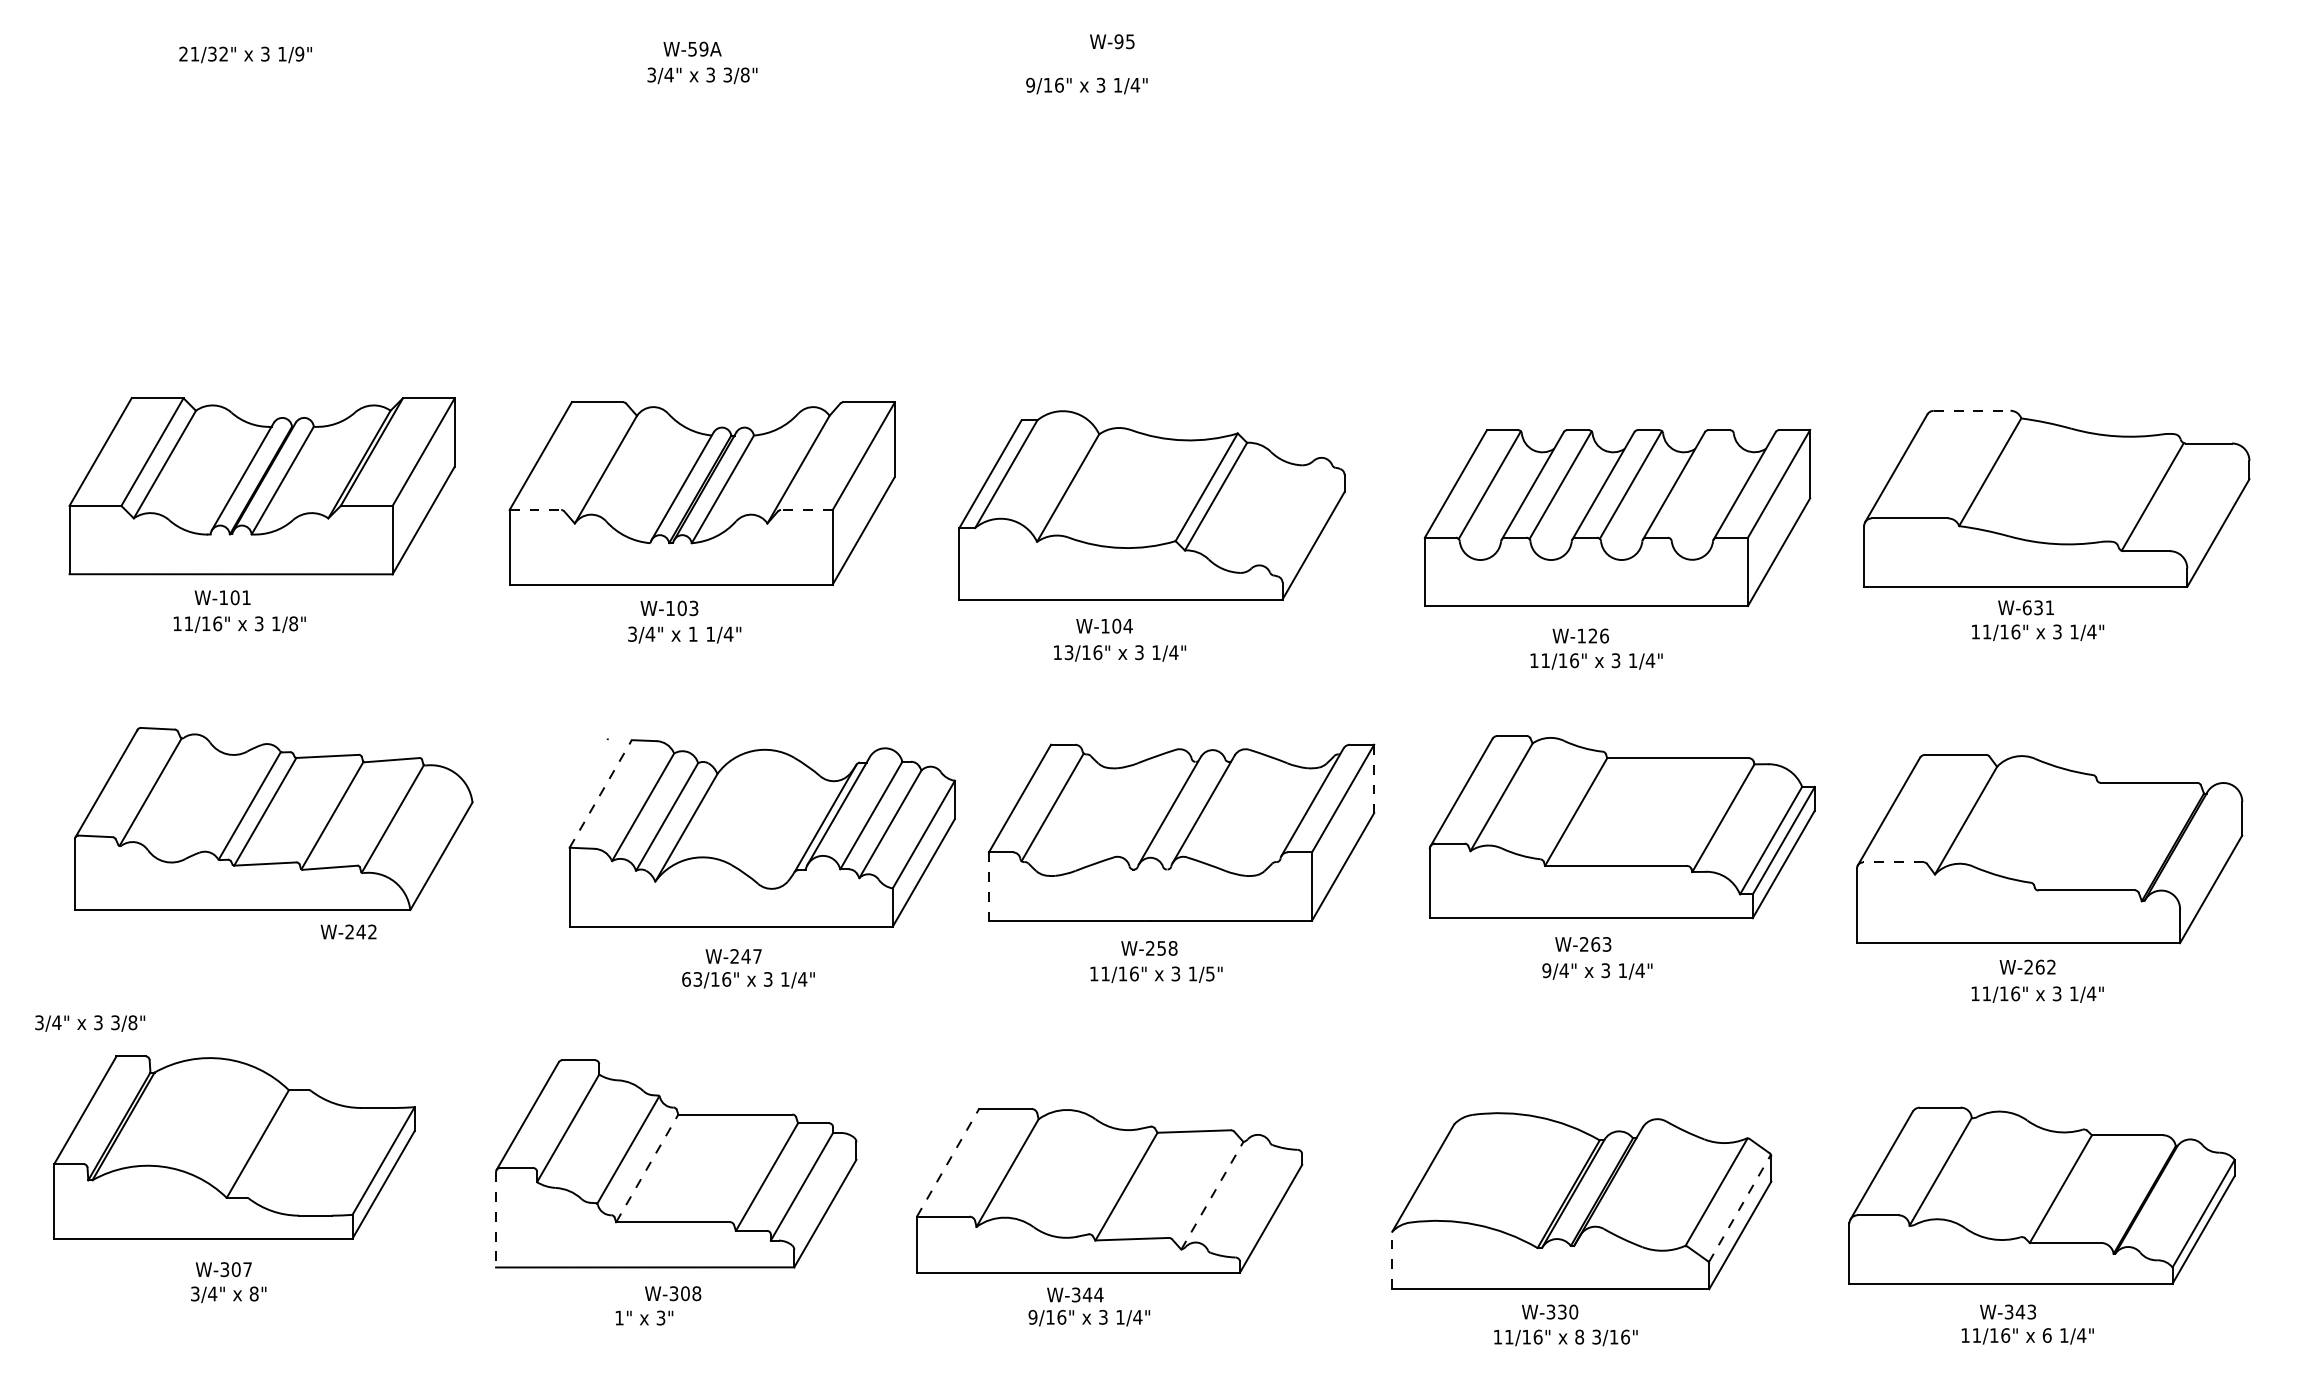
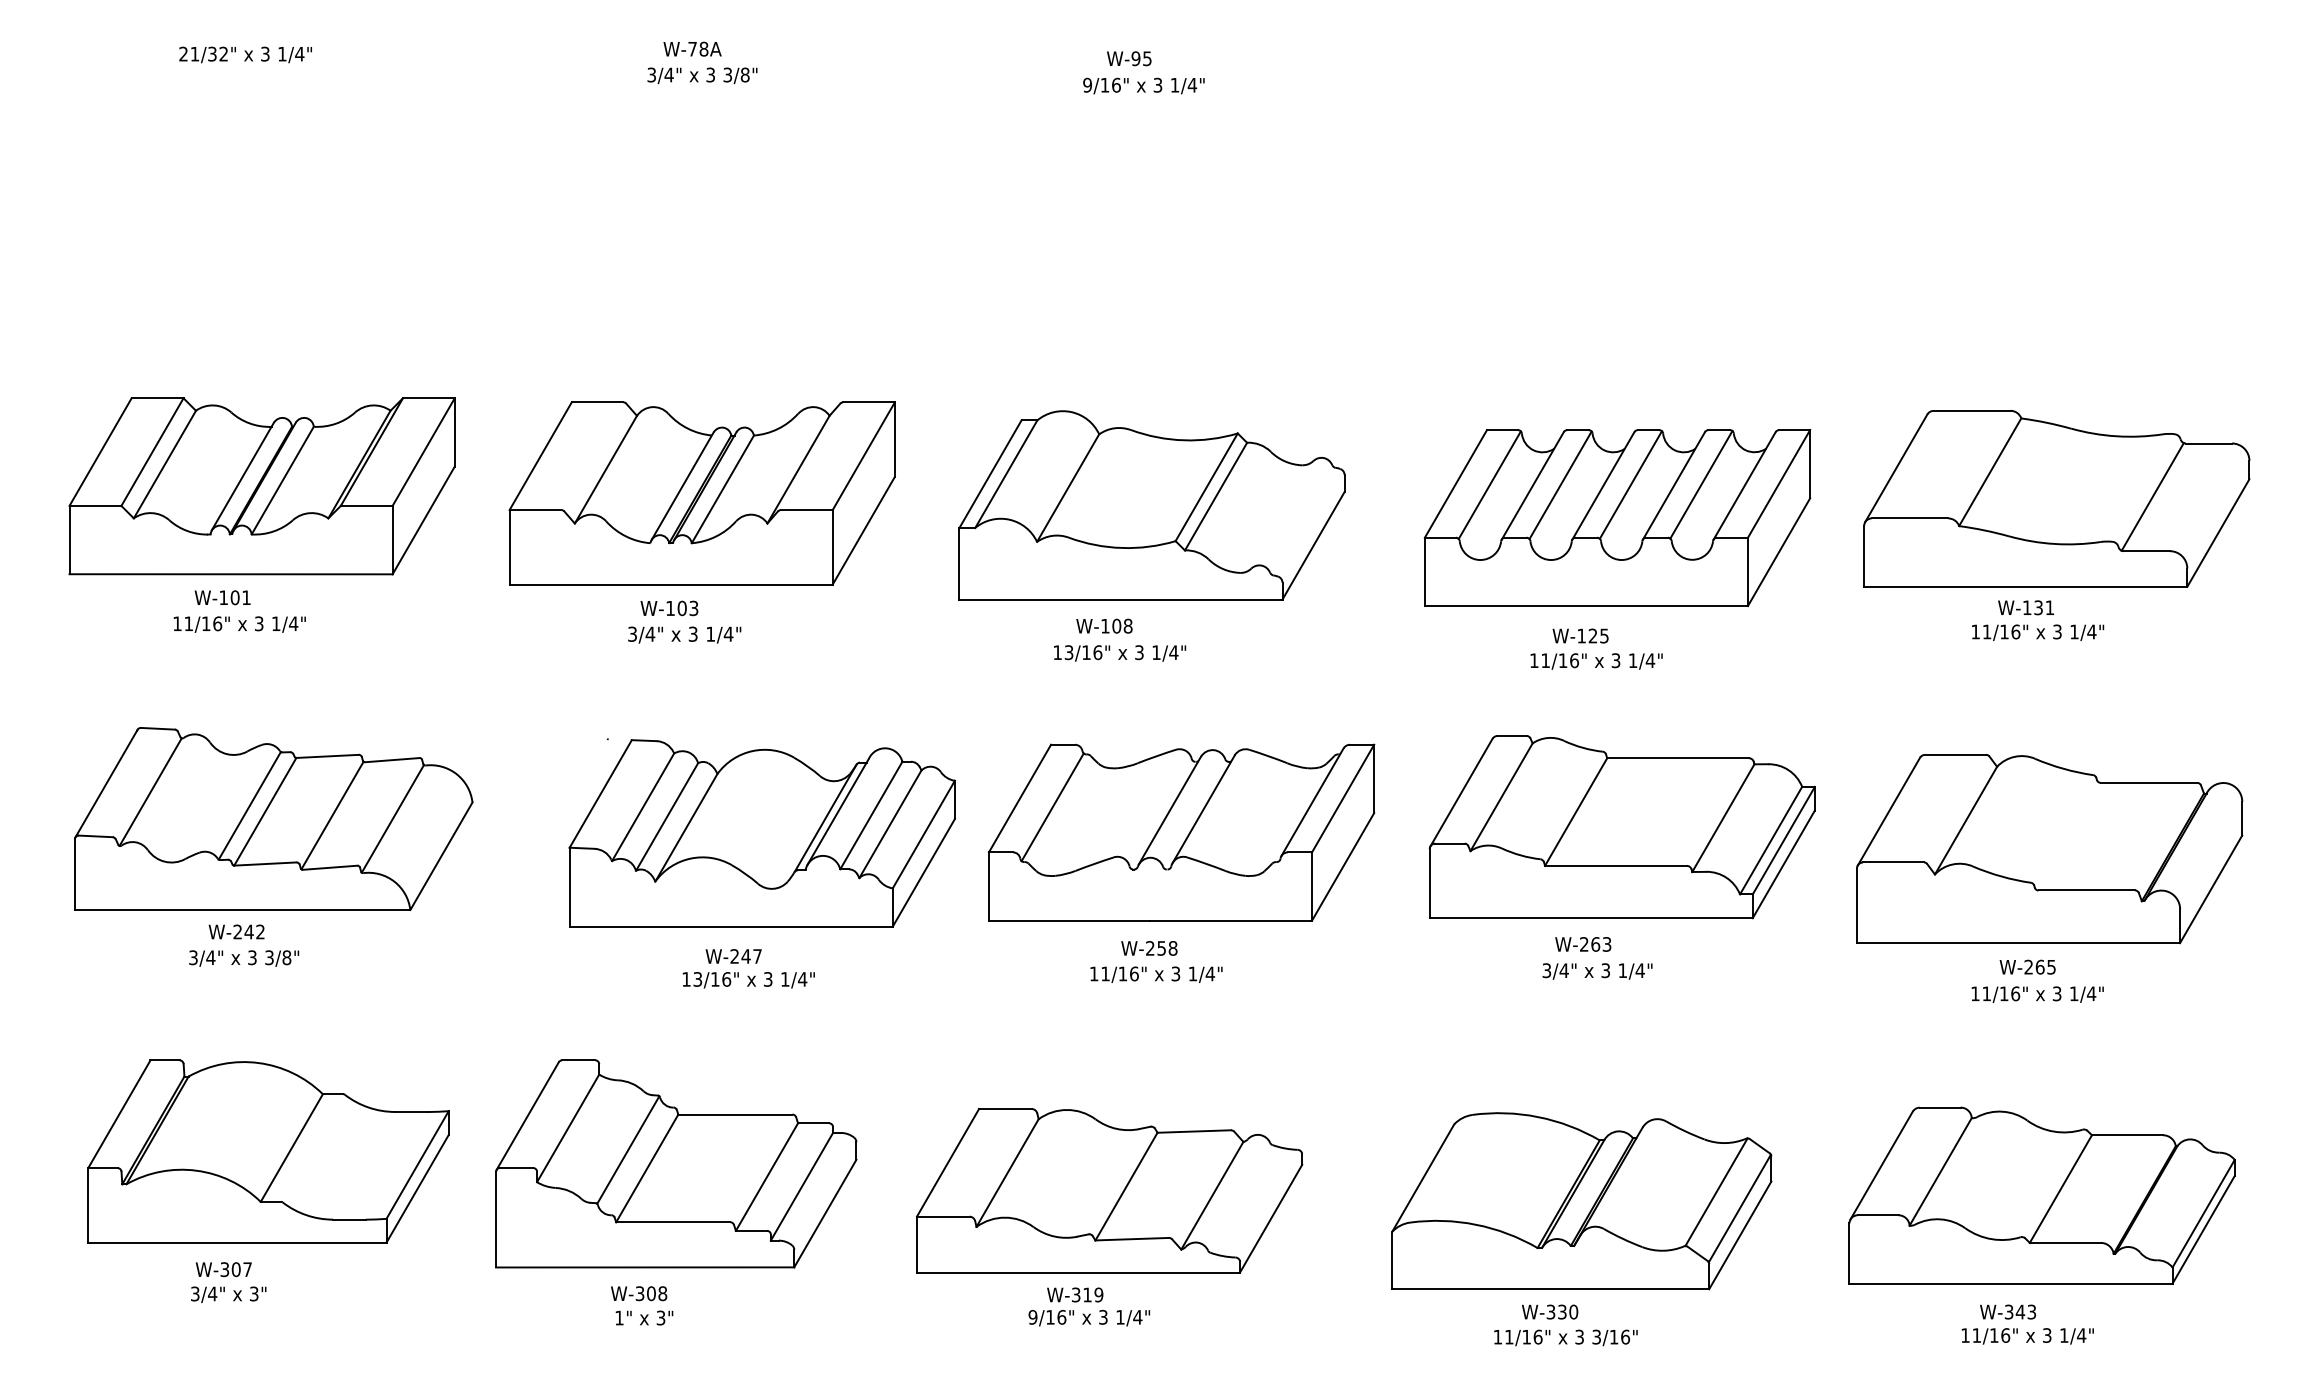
text position: (1112, 41) -> (1129, 58) (1129, 58)
text: W-59A -> W-78A (698, 49)
text: 1/9" -> 1/4" (299, 53)
text position: (1086, 85) -> (1143, 85) (1143, 85)
line: dashed -> solid (1972, 410)
line: none -> present (1701, 484)
line: dashed -> solid (535, 510)
line: dashed -> solid (806, 510)
text: W-631 -> W-131 (2026, 607)
text: 1/8" -> 1/4" (293, 623)
text: W-104 -> W-108 (1127, 625)
text: 1 -> 3 (692, 633)
text: W-126 -> W-125 (1604, 635)
line: dashed -> solid (1374, 779)
line: dashed -> solid (601, 793)
line: dashed -> solid (1893, 862)
line: dashed -> solid (988, 887)
text position: (348, 931) -> (236, 931) (236, 931)
text: W-262 -> W-265 (2051, 966)
text: 9/4" -> 3/4" (1546, 970)
text: 1/5" -> 1/4" (1210, 973)
text: 63/16" -> 13/16" (686, 979)
text position: (90, 1023) -> (244, 958) (244, 958)
part position: (234, 1147) -> (268, 1151) (268, 1151)
line: dashed -> solid (948, 1162)
line: dashed -> solid (647, 1167)
line: dashed -> solid (1212, 1195)
line: dashed -> solid (1740, 1208)
line: dashed -> solid (496, 1219)
line: dashed -> solid (1392, 1260)
text: 8" -> 3" (253, 1293)
text position: (673, 1293) -> (639, 1293) (639, 1293)
text: W-344 -> W-319 (1092, 1294)
text: 6 -> 3 (2046, 1335)
text: 8 -> 3 (1579, 1336)
